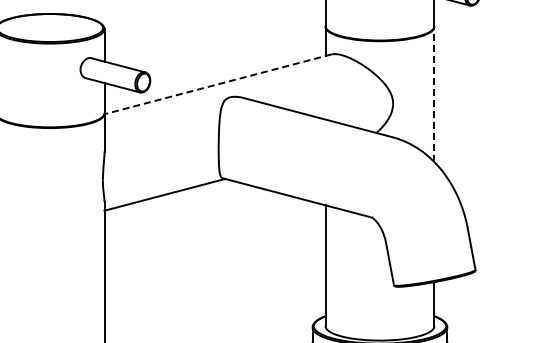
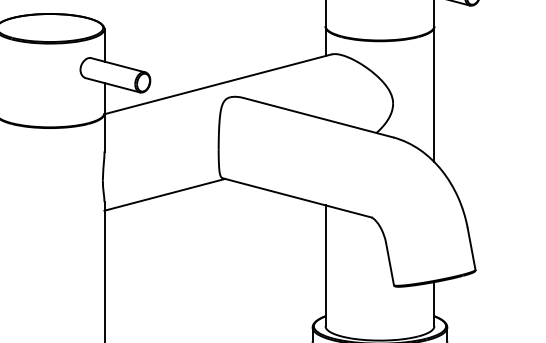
line: dashed -> solid (217, 84)
line: dashed -> solid (434, 94)
